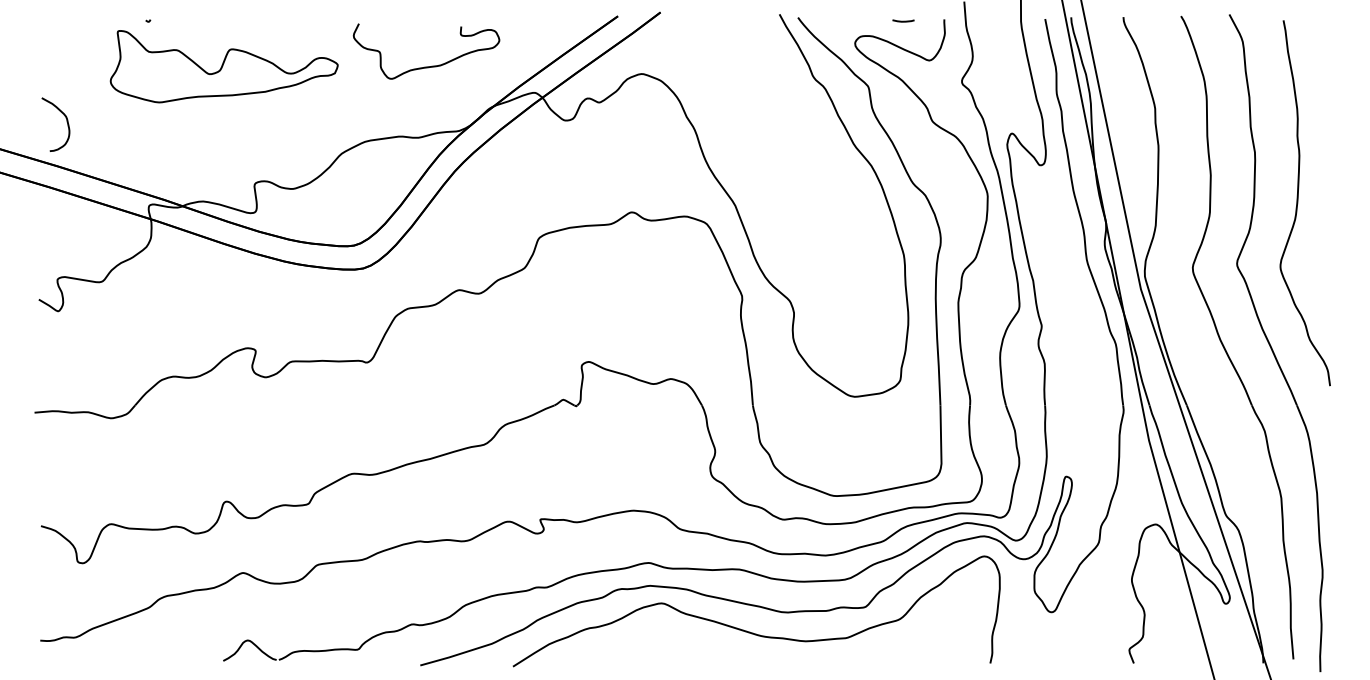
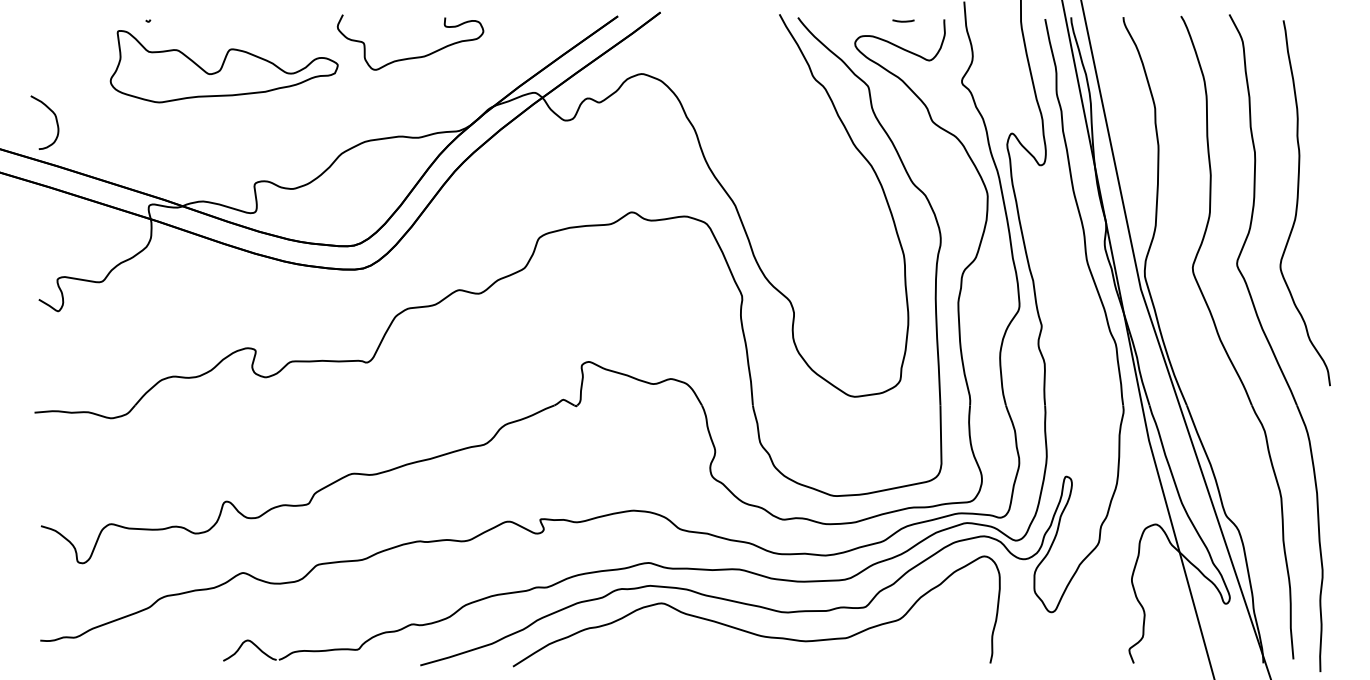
curve position: (426, 66) -> (410, 57) (410, 57)
curve position: (66, 122) -> (55, 120) (55, 120)
